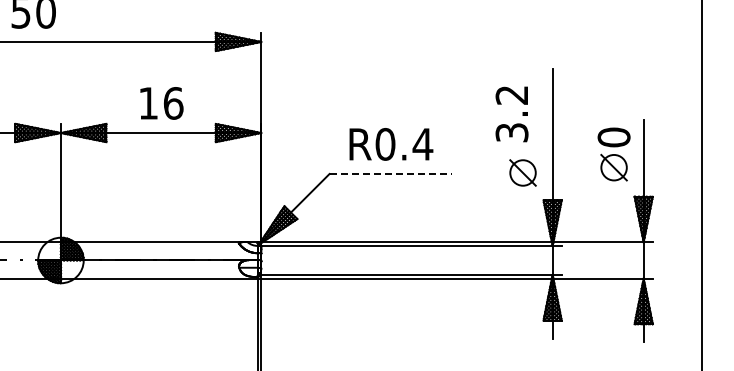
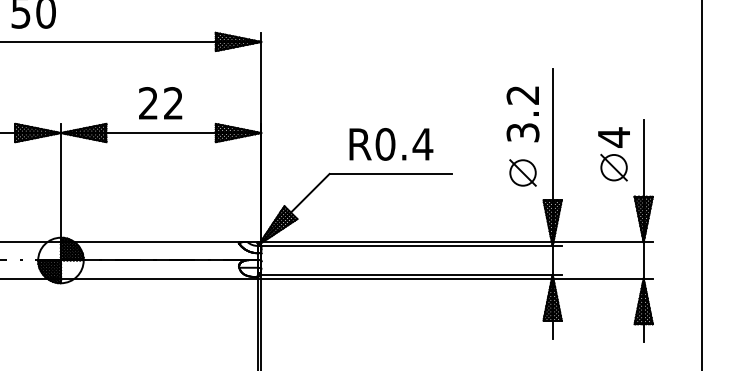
text: 16 -> 22 (161, 103)
text position: (511, 114) -> (522, 114) (522, 114)
text: 0 -> 4 (613, 137)
line: dashed -> solid (391, 174)
